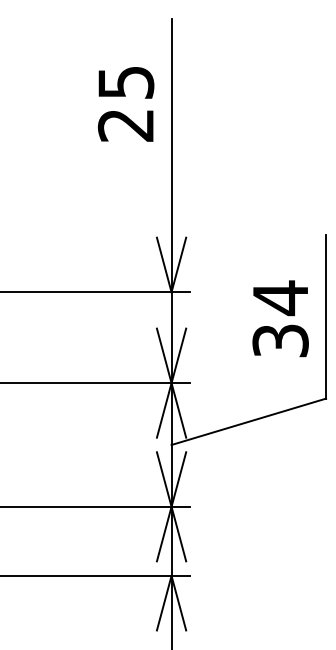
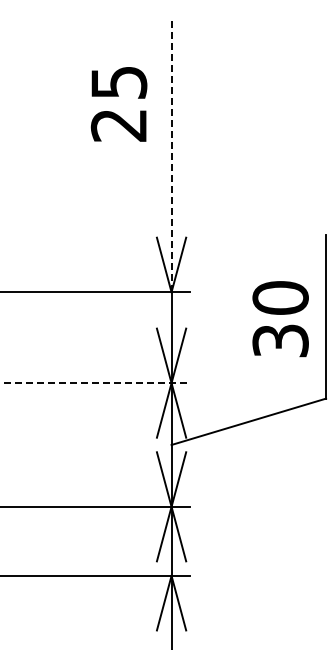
text position: (125, 104) -> (118, 104) (118, 104)
line: solid -> dashed (171, 155)
text: 34 -> 30 (280, 298)
line: solid -> dashed (95, 383)
